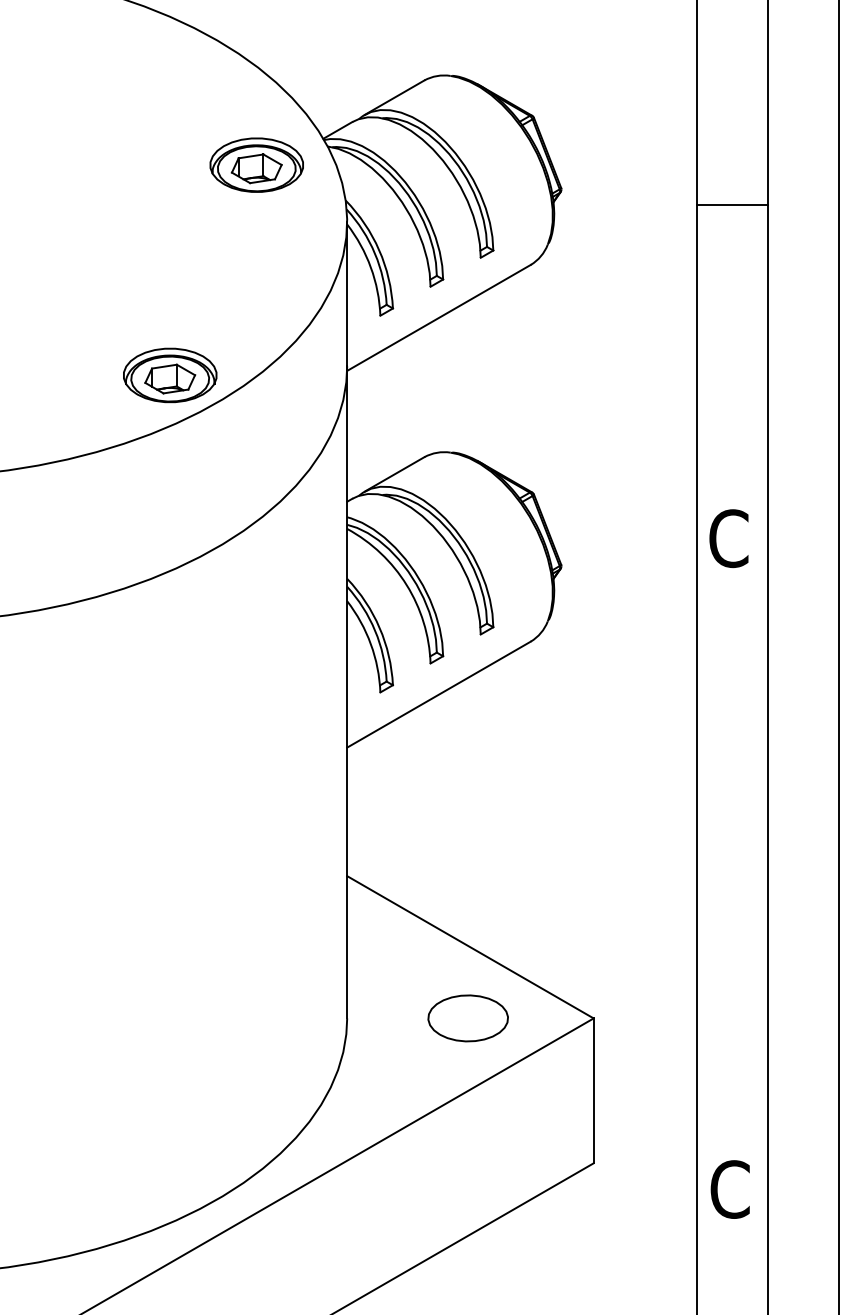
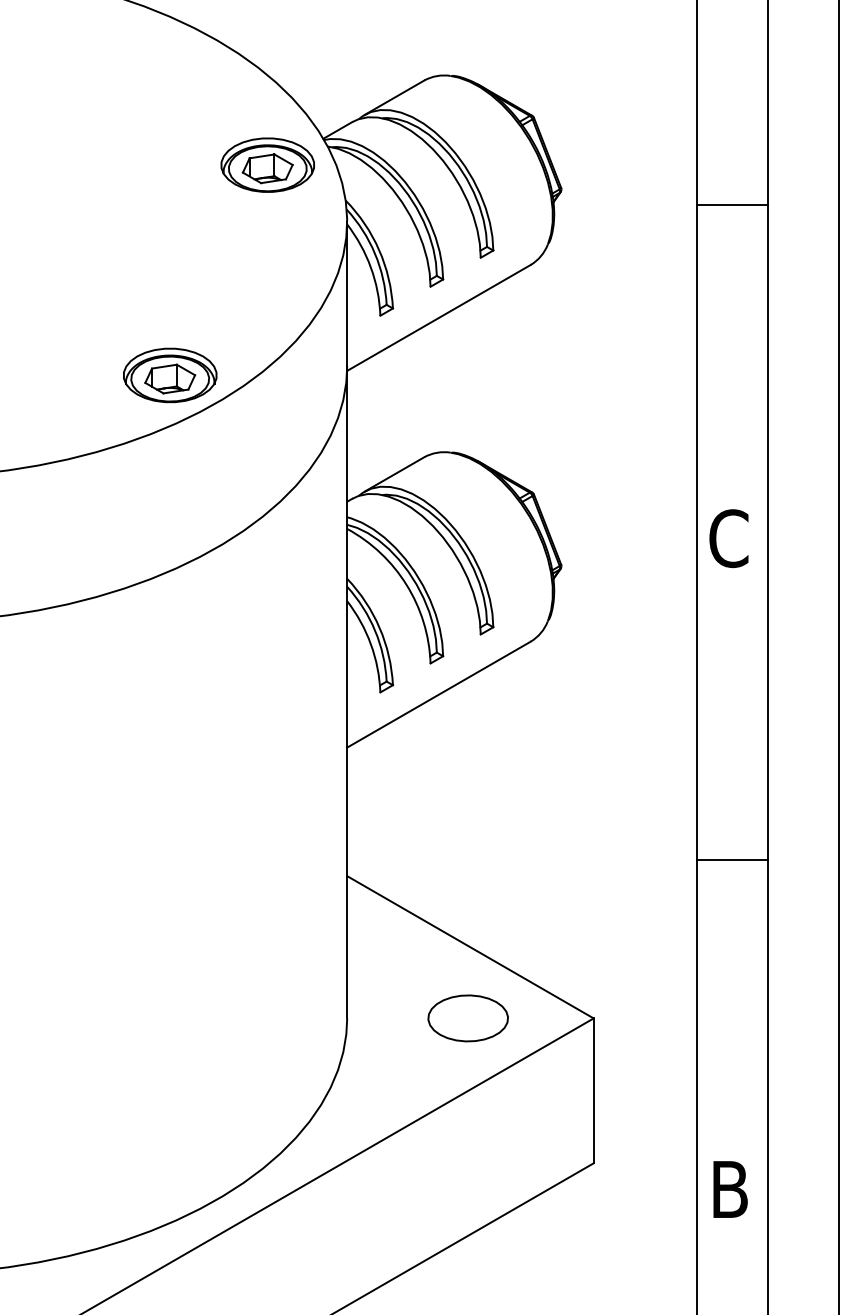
part position: (256, 164) -> (267, 164) (267, 164)
line: none -> present (731, 860)
text: C -> B (729, 1189)
